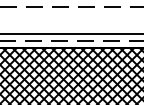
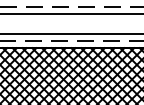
line: none -> present (71, 13)
